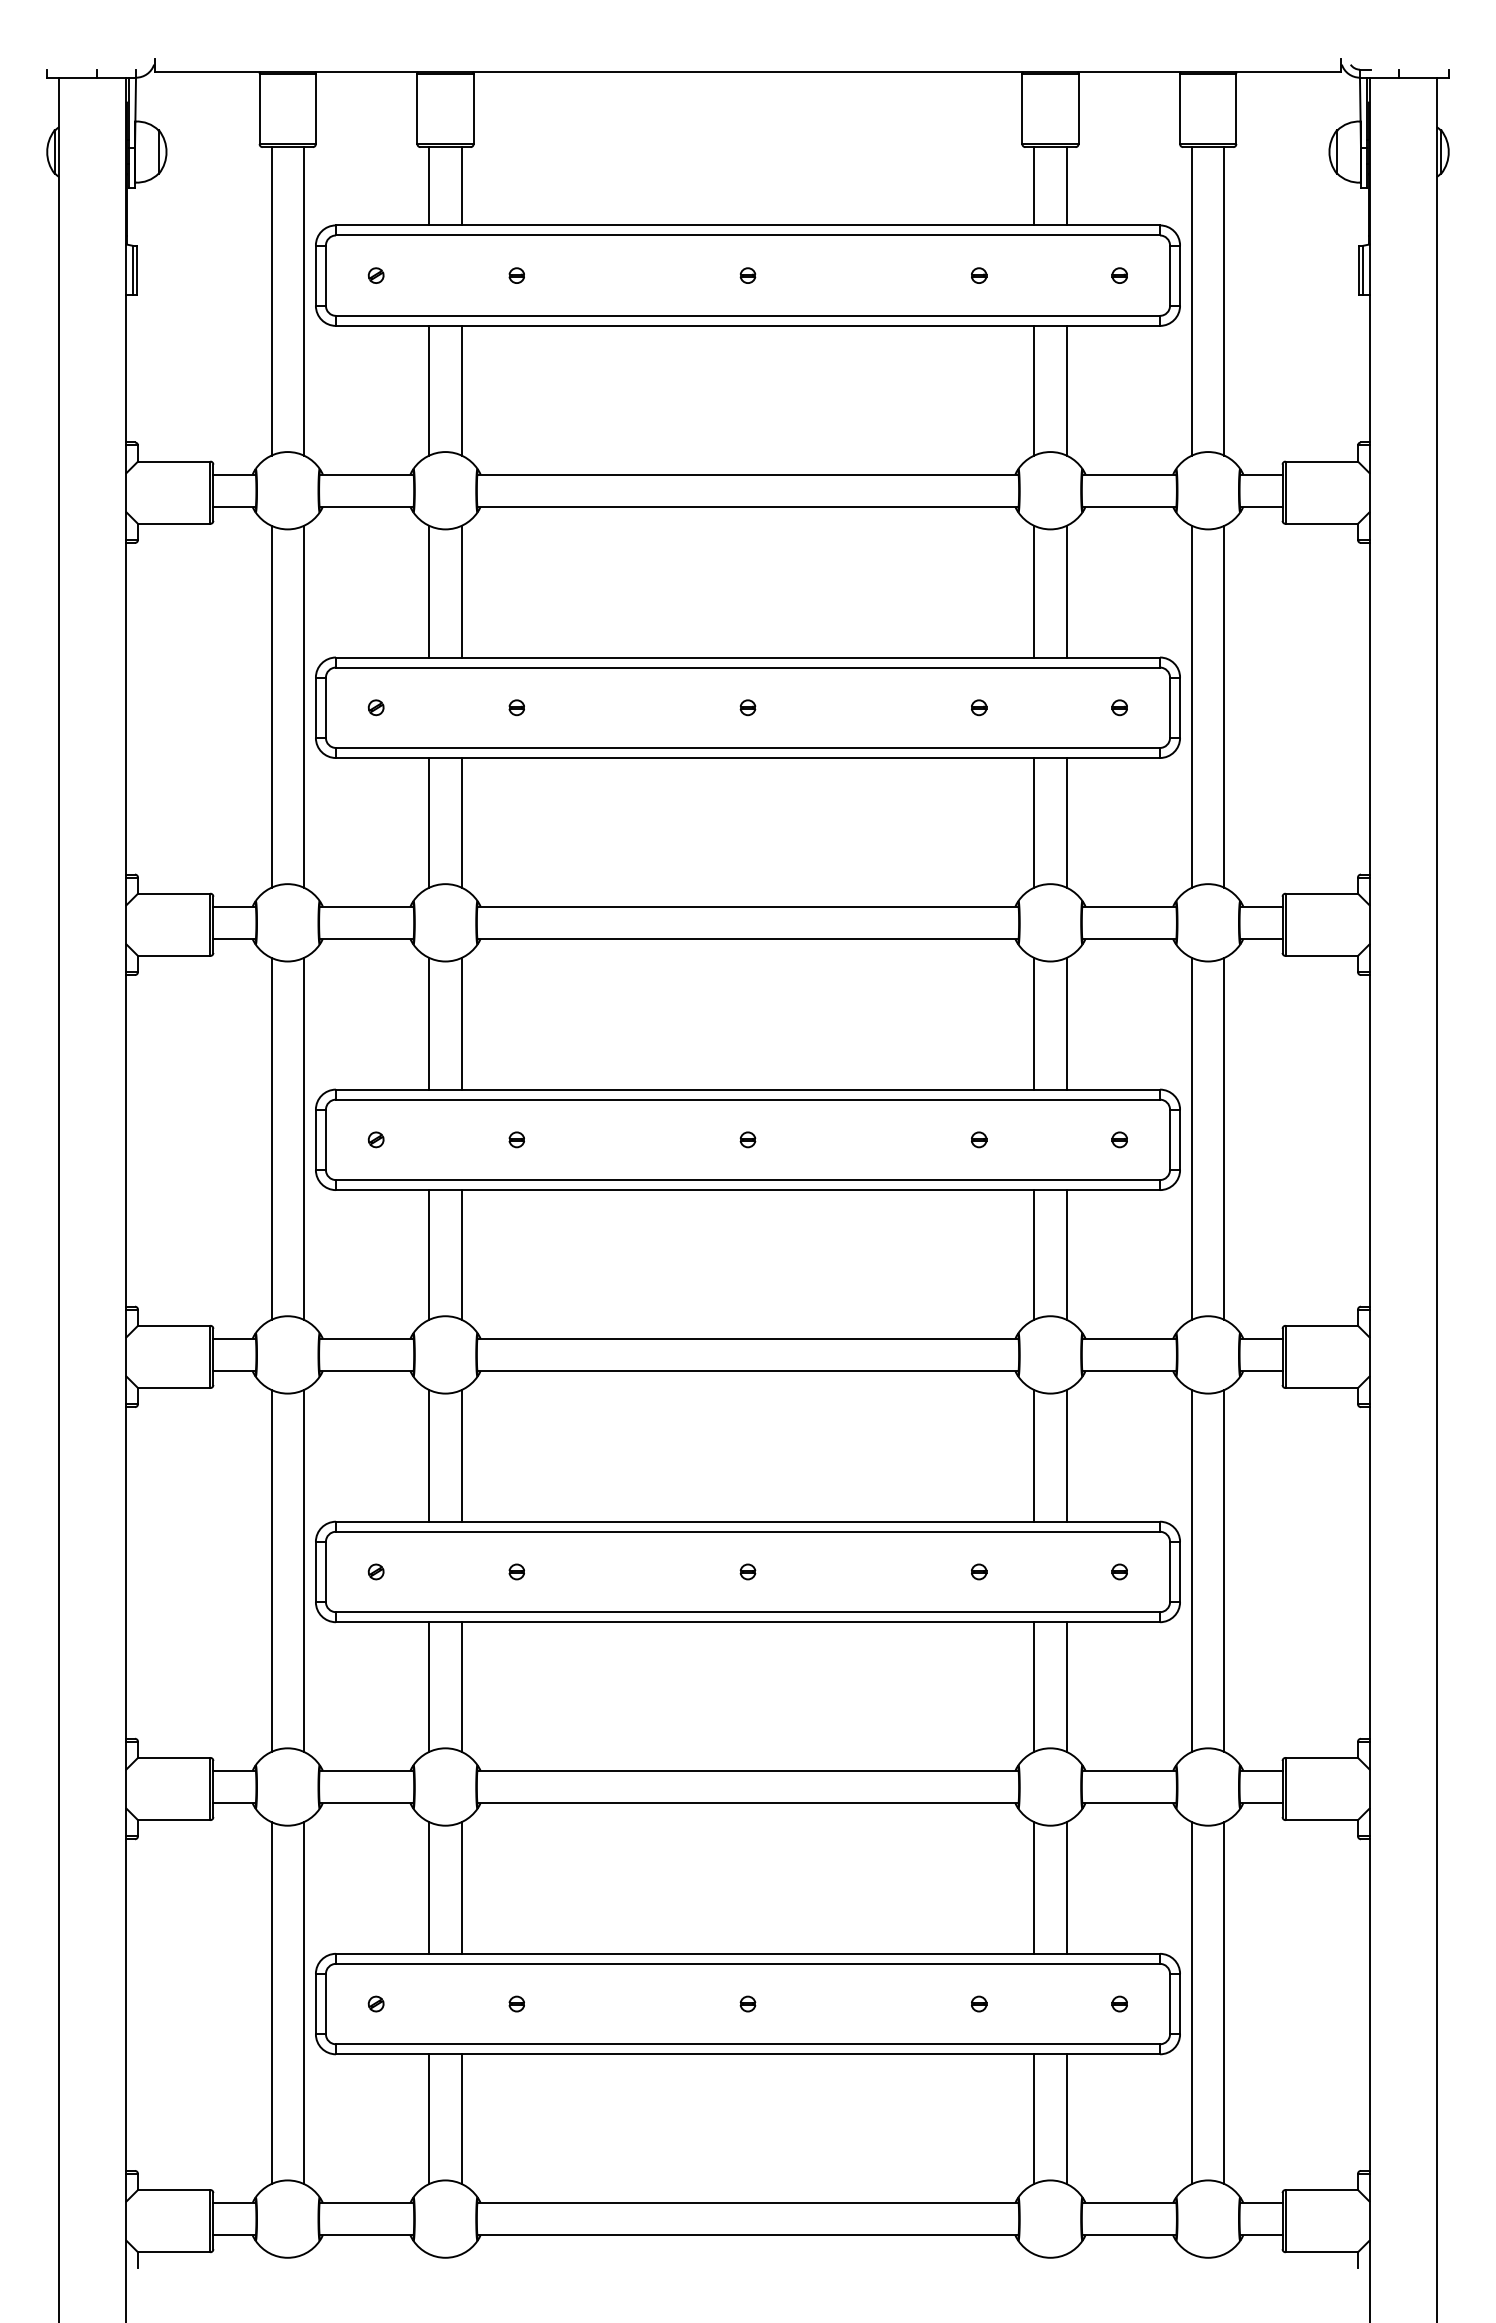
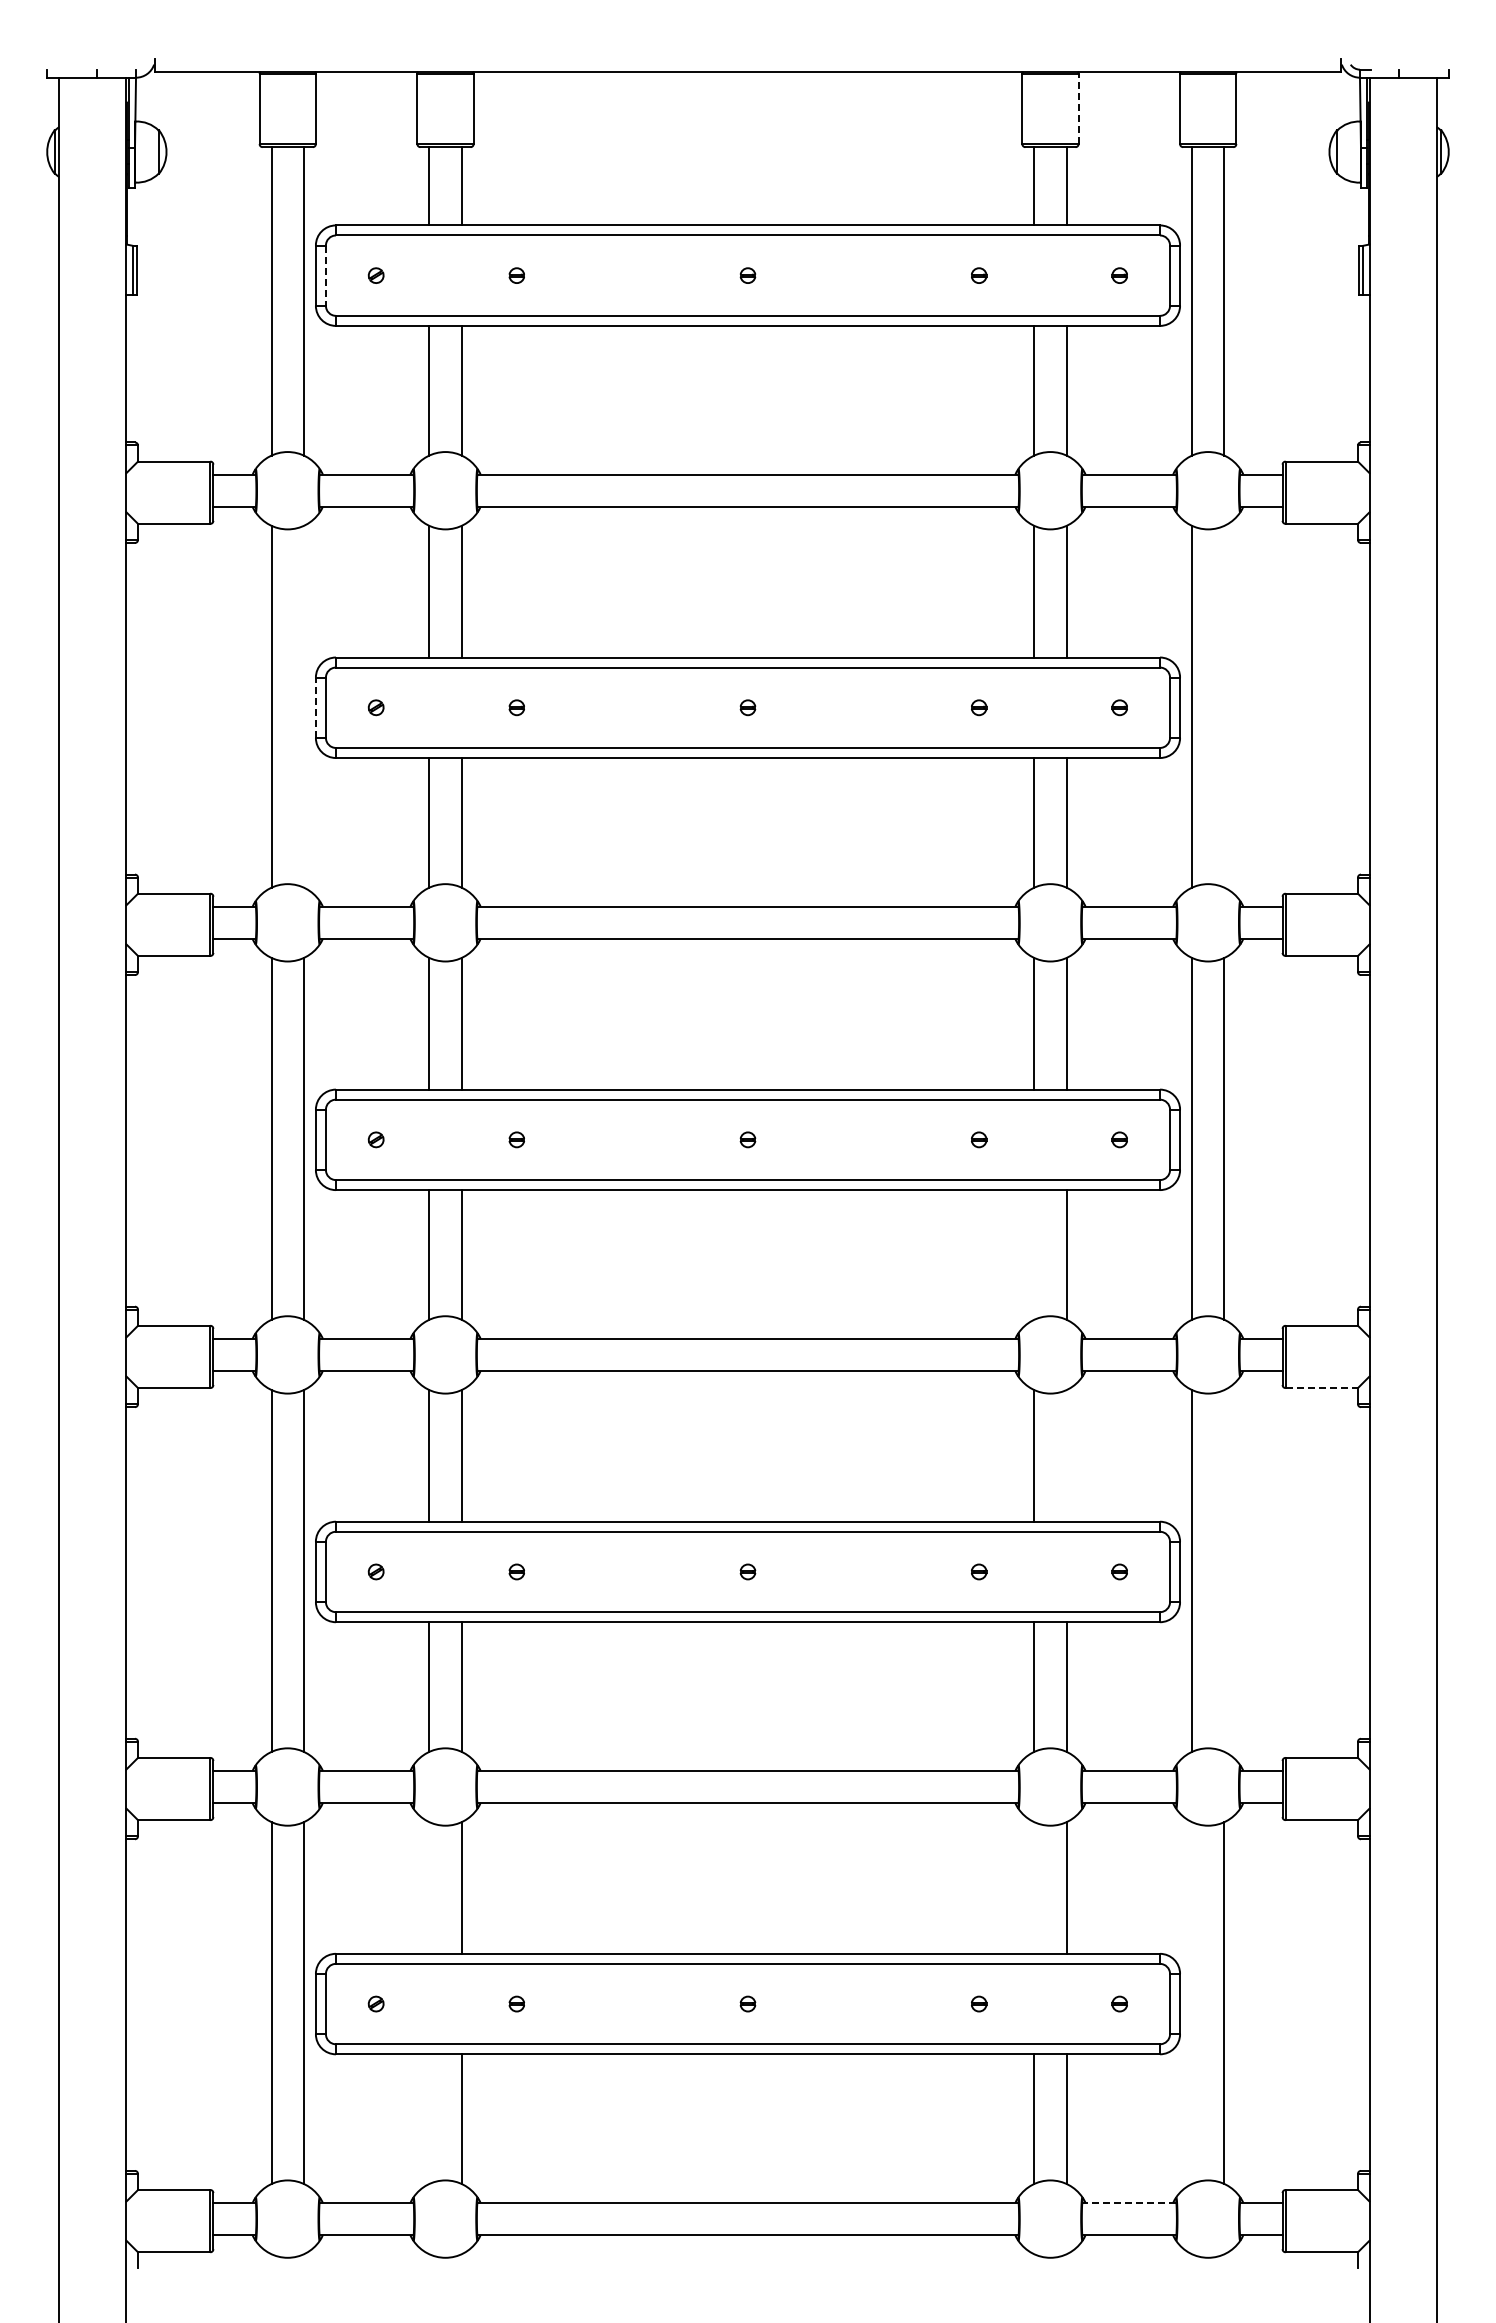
line: solid -> dashed (1078, 108)
line: solid -> dashed (325, 276)
line: present -> none (303, 706)
line: present -> none (1224, 706)
line: solid -> dashed (315, 707)
line: present -> none (1034, 1254)
line: solid -> dashed (1322, 1388)
line: present -> none (1066, 1455)
line: present -> none (1224, 1570)
line: present -> none (429, 1887)
line: present -> none (1034, 1887)
line: present -> none (1192, 2002)
line: present -> none (429, 2118)
line: solid -> dashed (1128, 2203)
